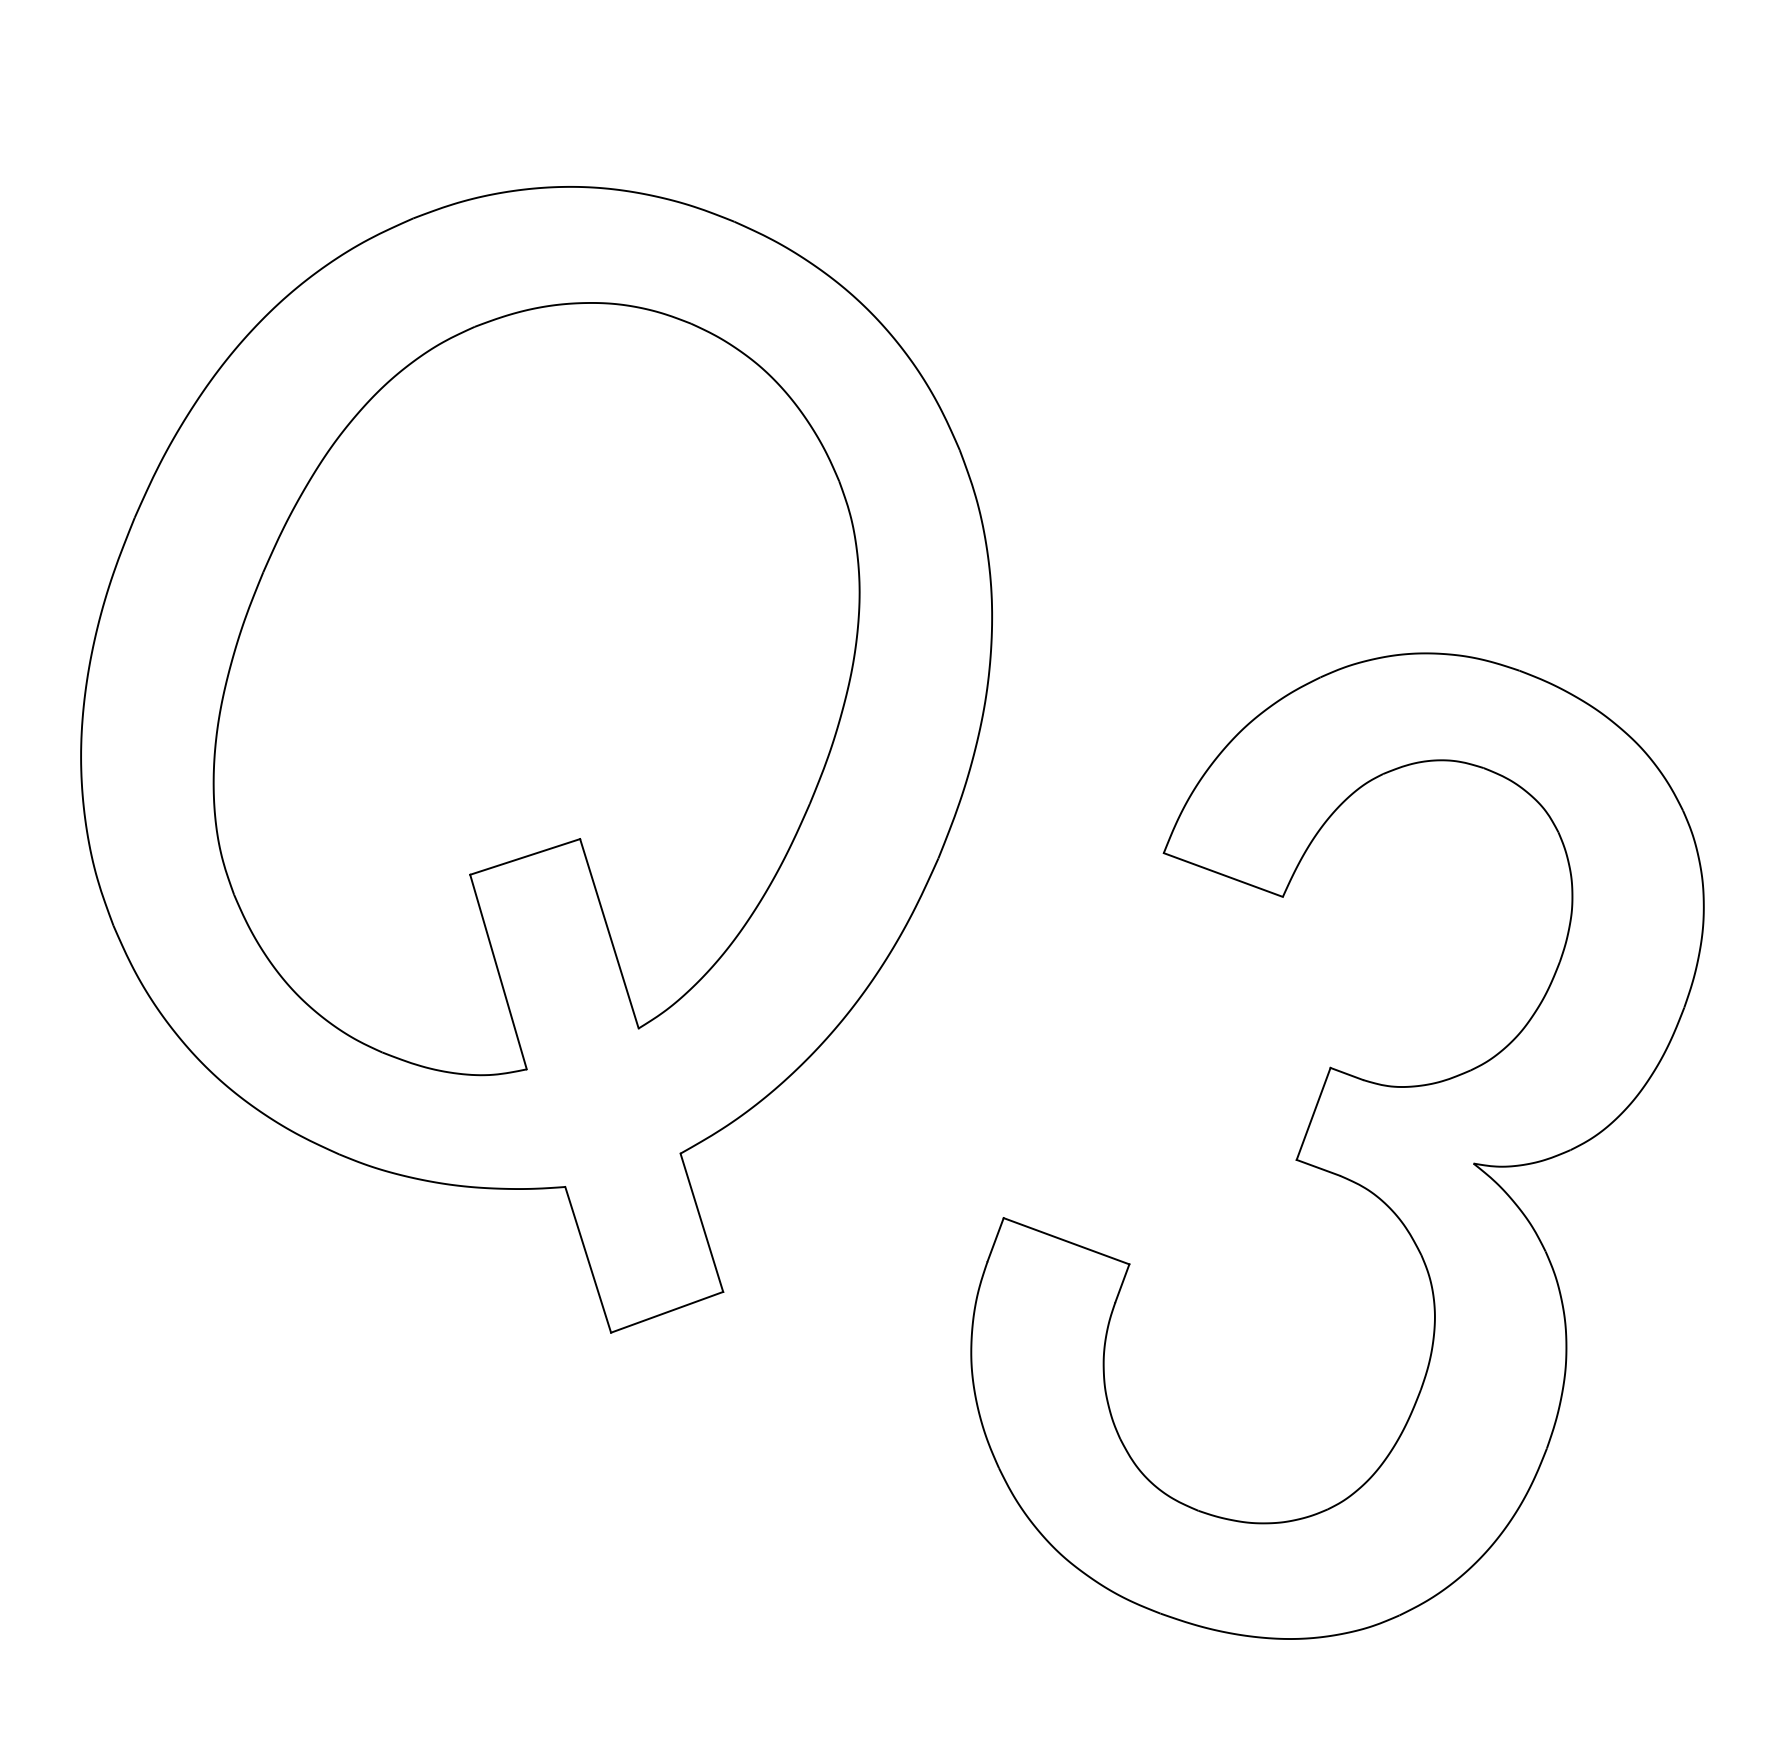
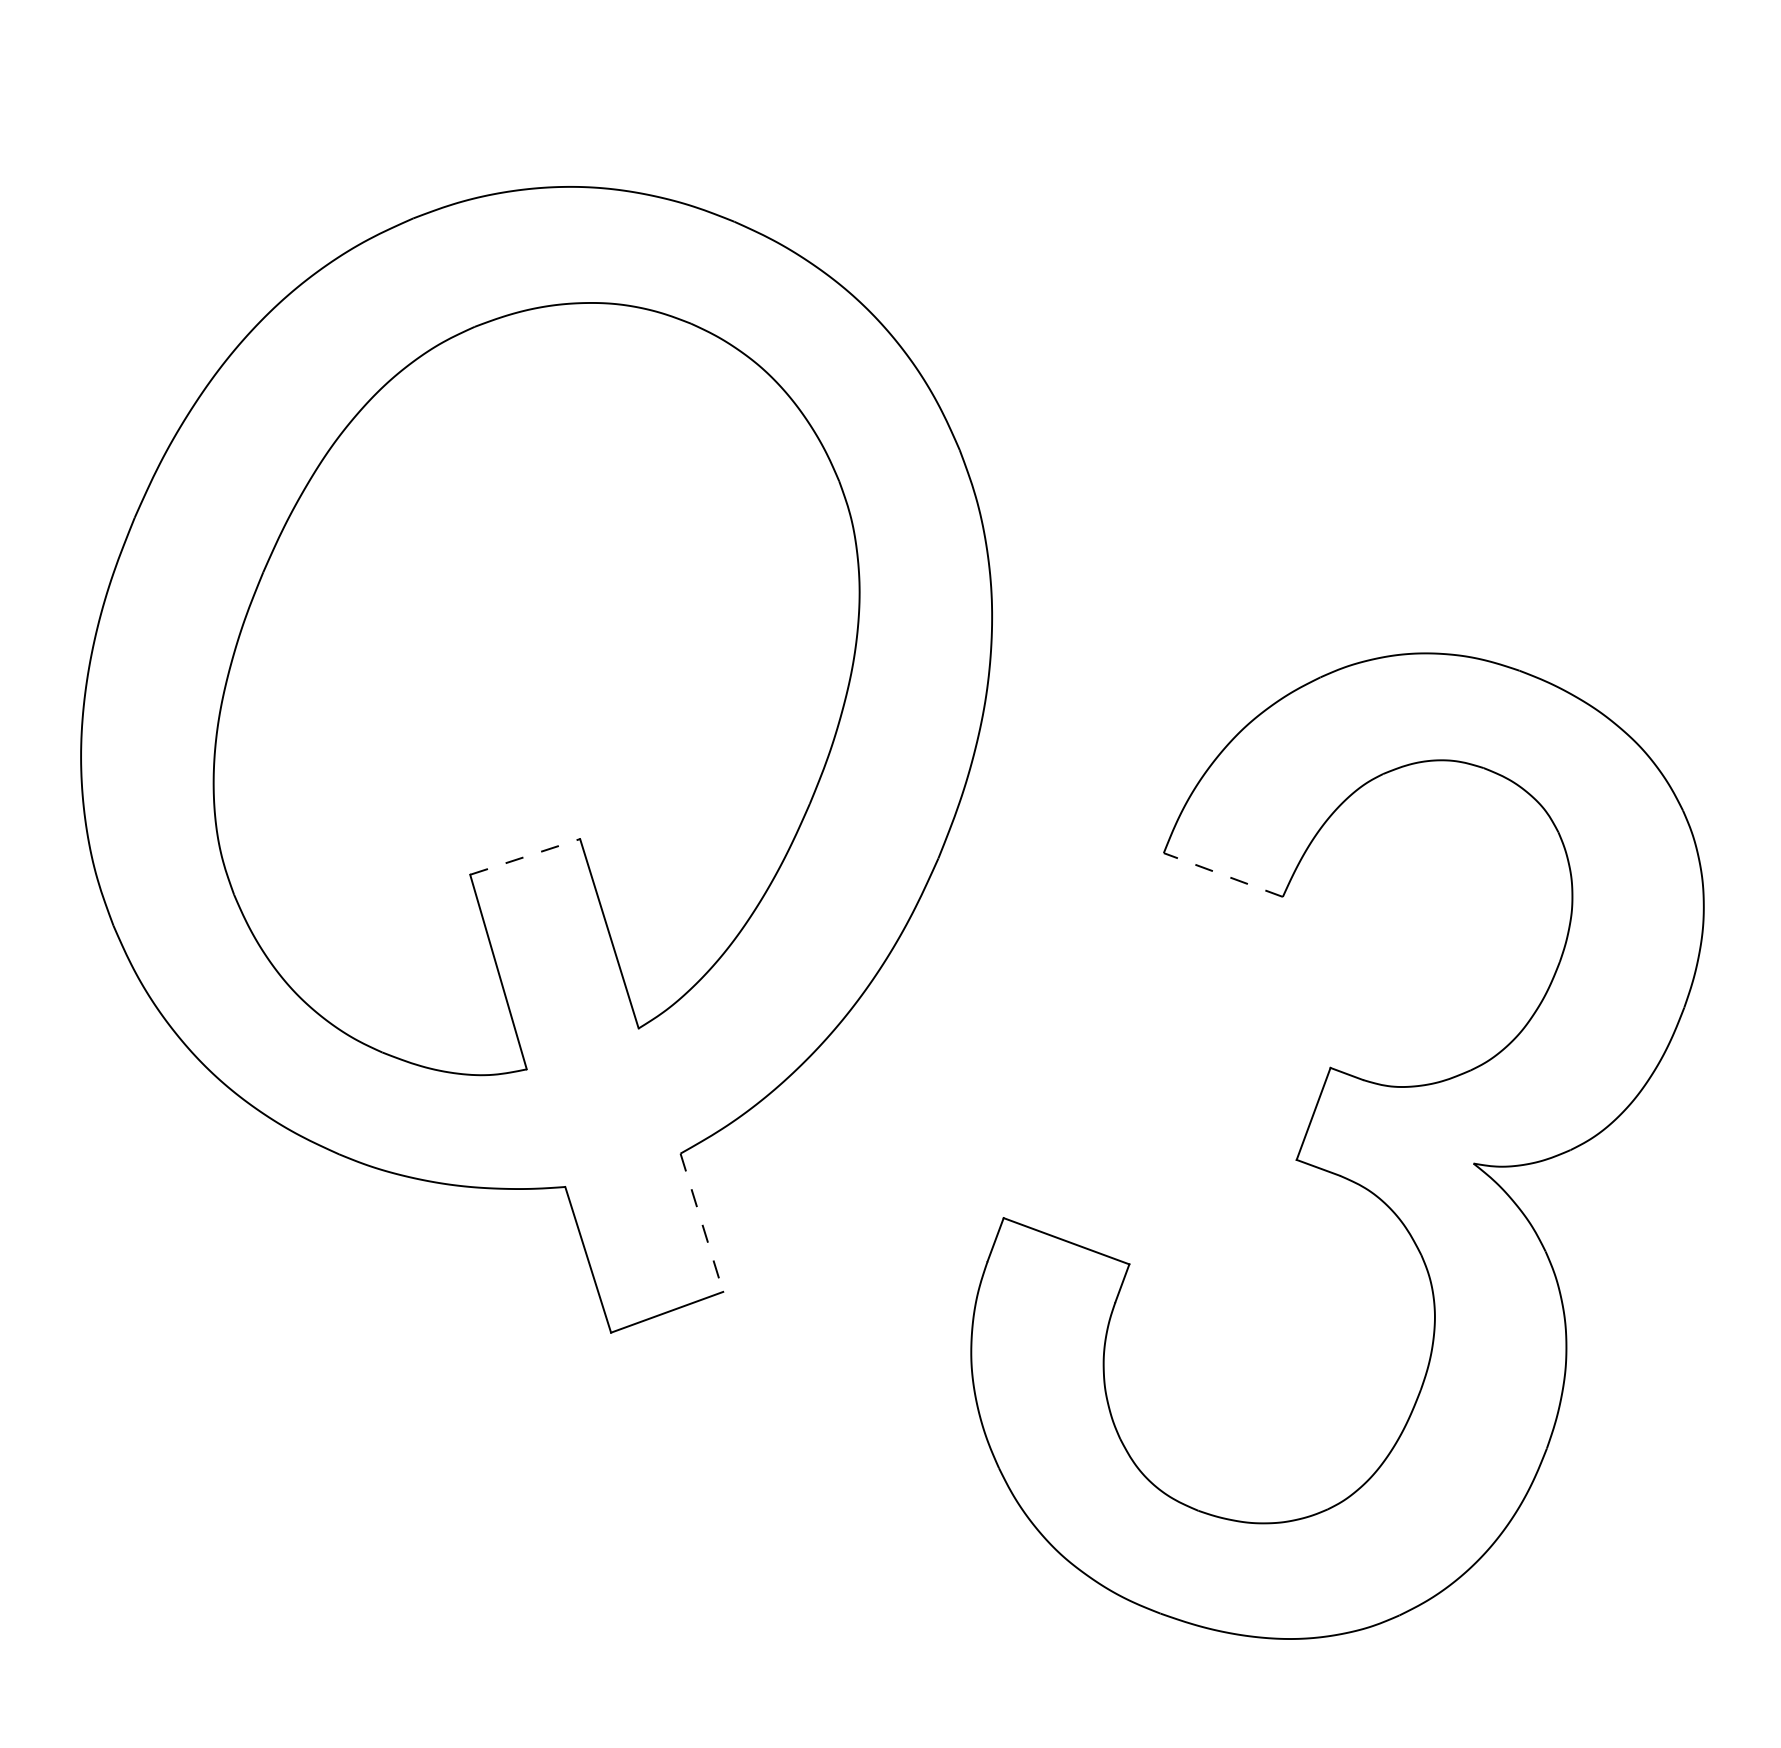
line: solid -> dashed (525, 856)
line: solid -> dashed (1222, 874)
line: solid -> dashed (702, 1223)
